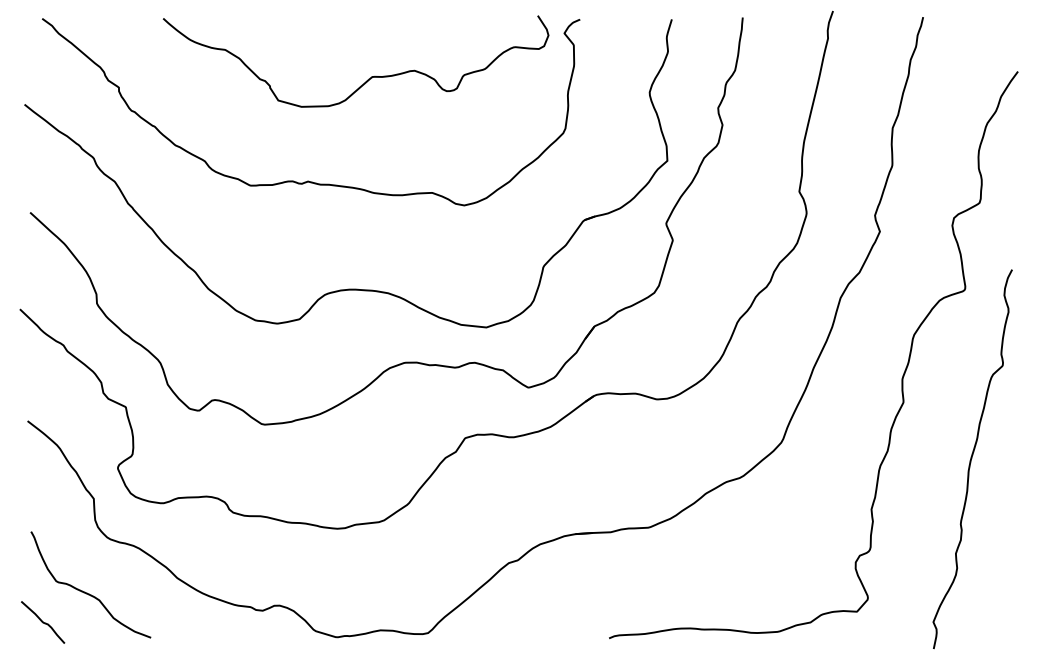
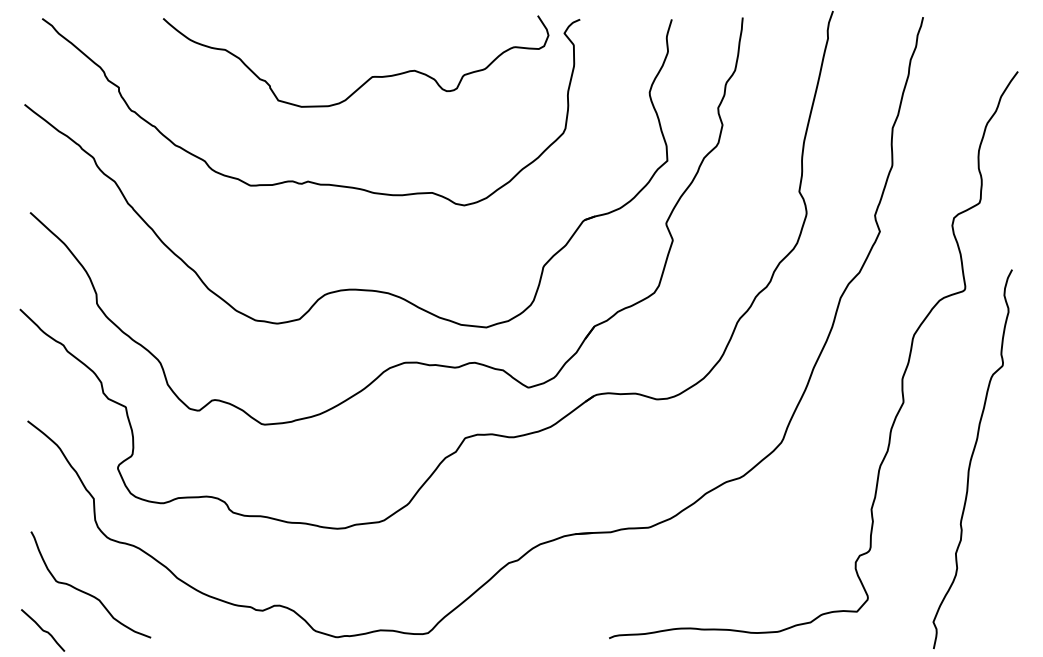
curve position: (43, 622) -> (43, 630) (43, 630)
